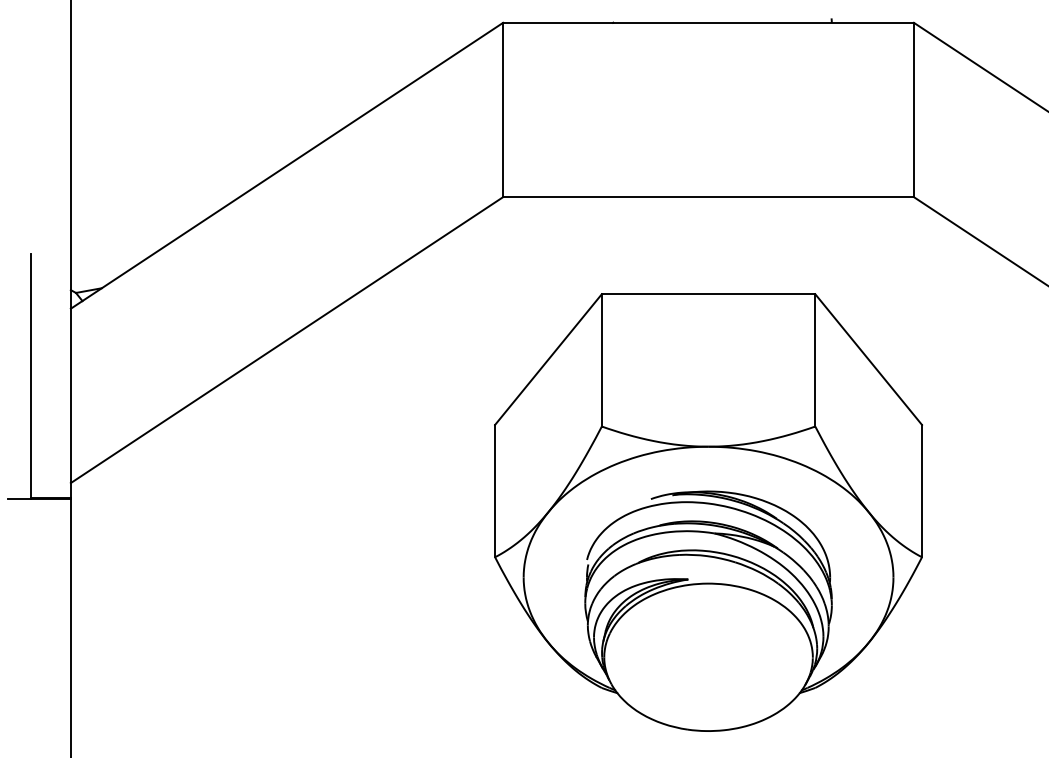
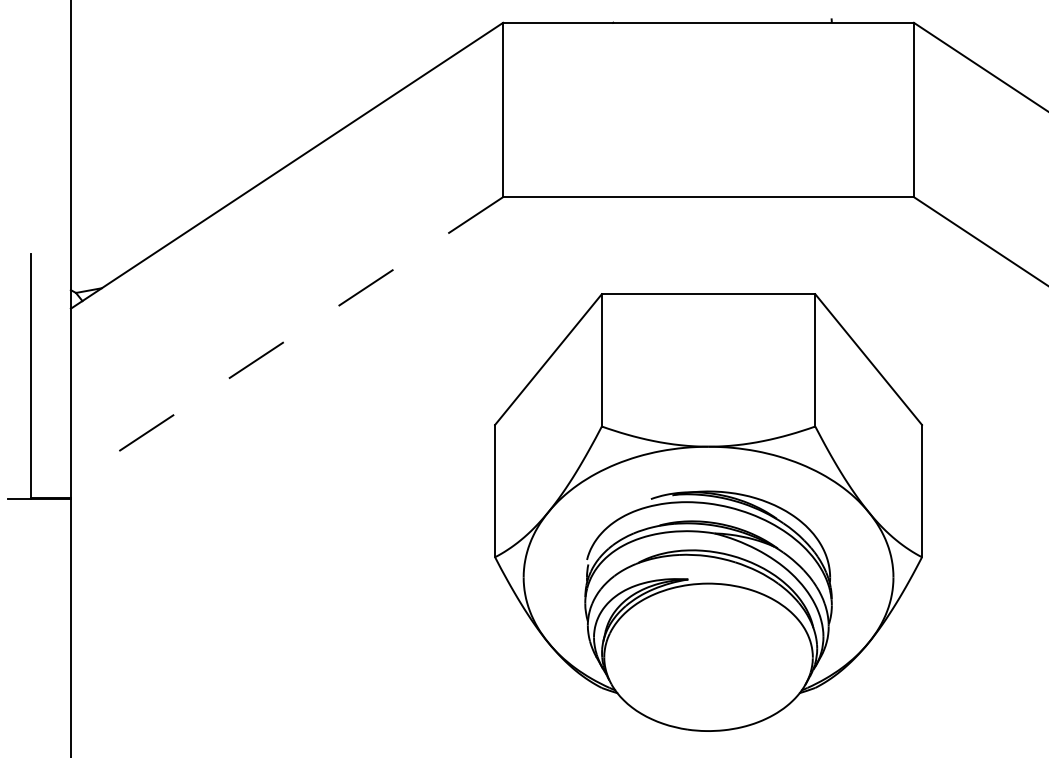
line: solid -> dashed (286, 340)
